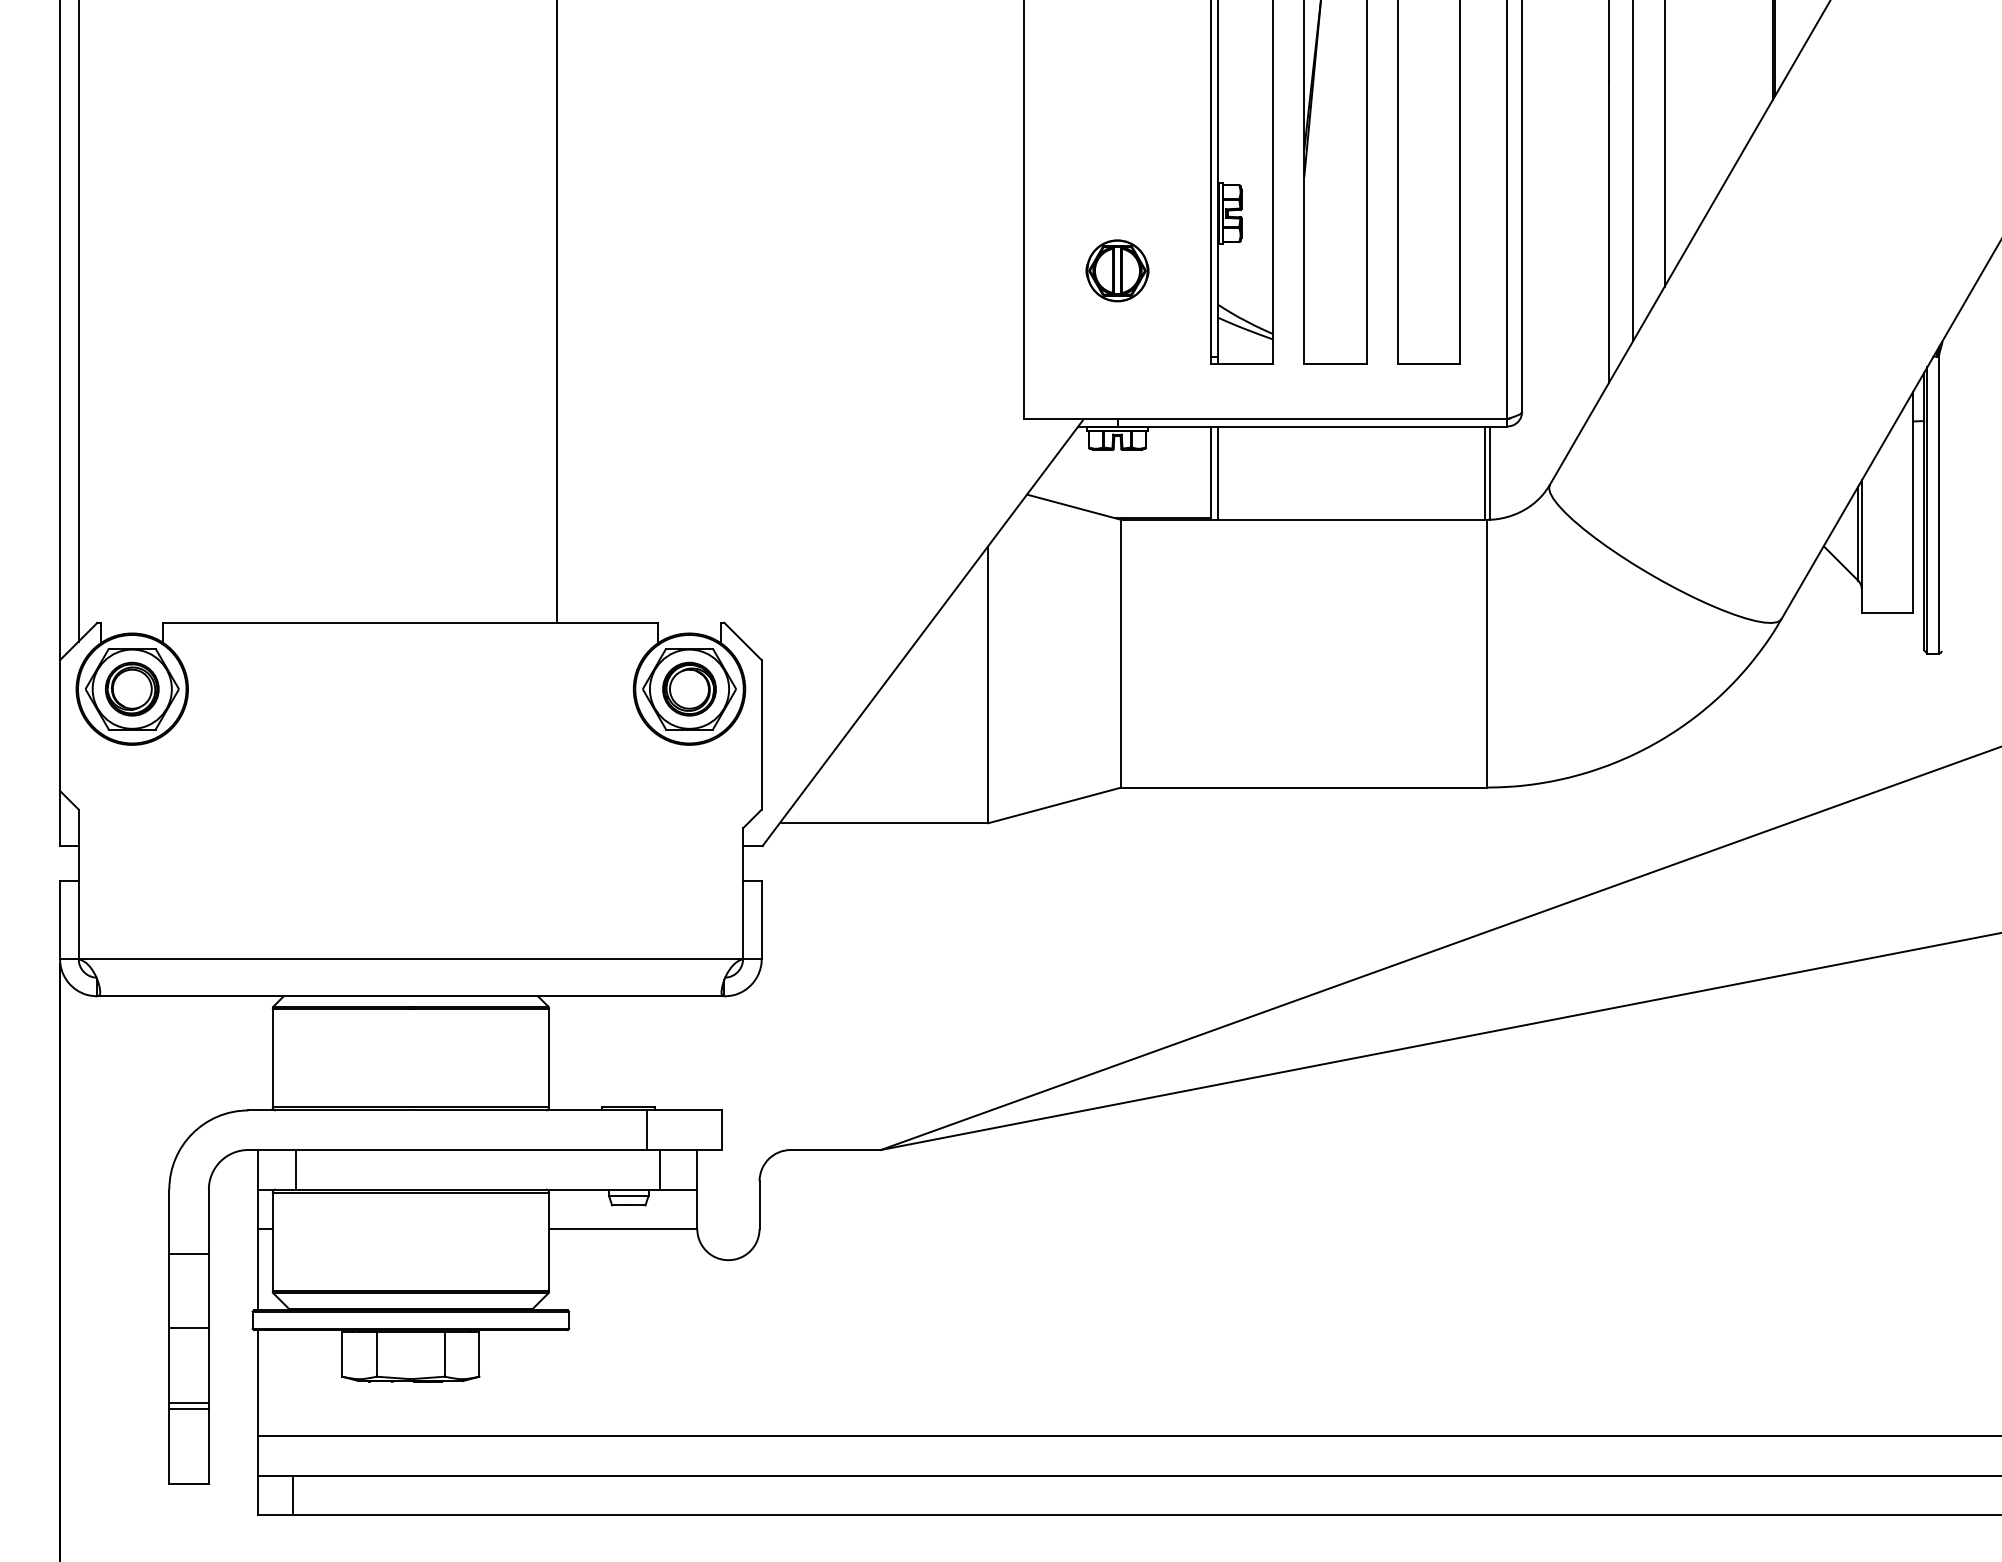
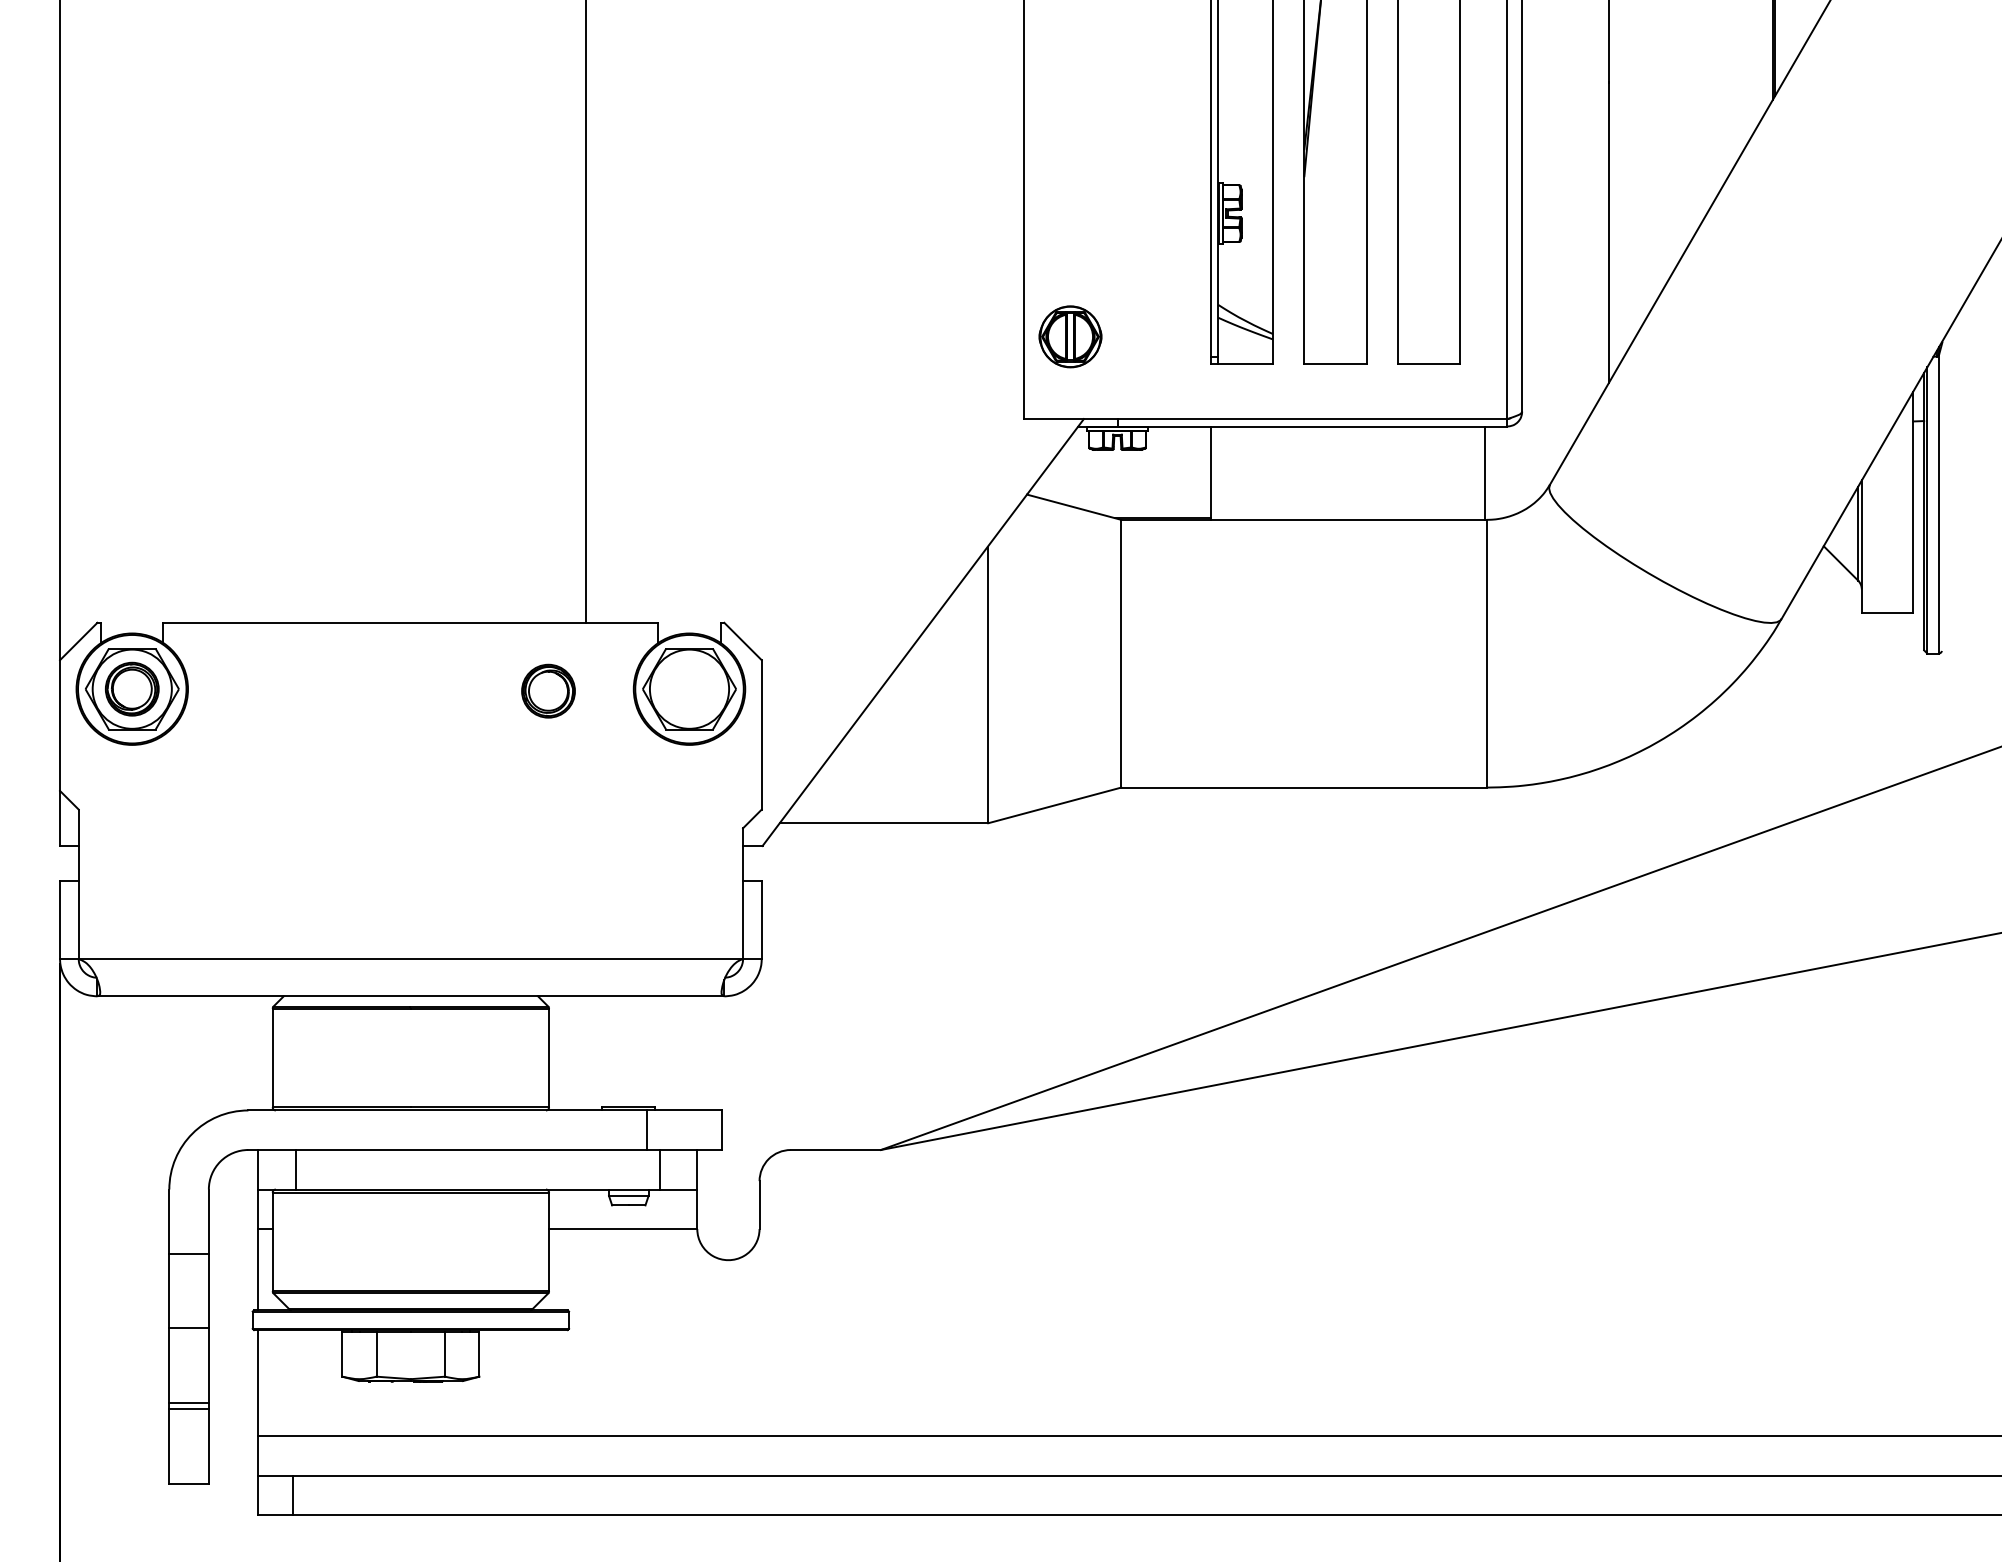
line: present -> none (1664, 144)
line: present -> none (1633, 171)
part position: (1117, 270) -> (1070, 336) (1070, 336)
line position: (557, 312) -> (586, 312) (586, 312)
line: present -> none (78, 321)
line: present -> none (1218, 472)
line: present -> none (1490, 473)
part position: (689, 688) -> (548, 690) (548, 690)
